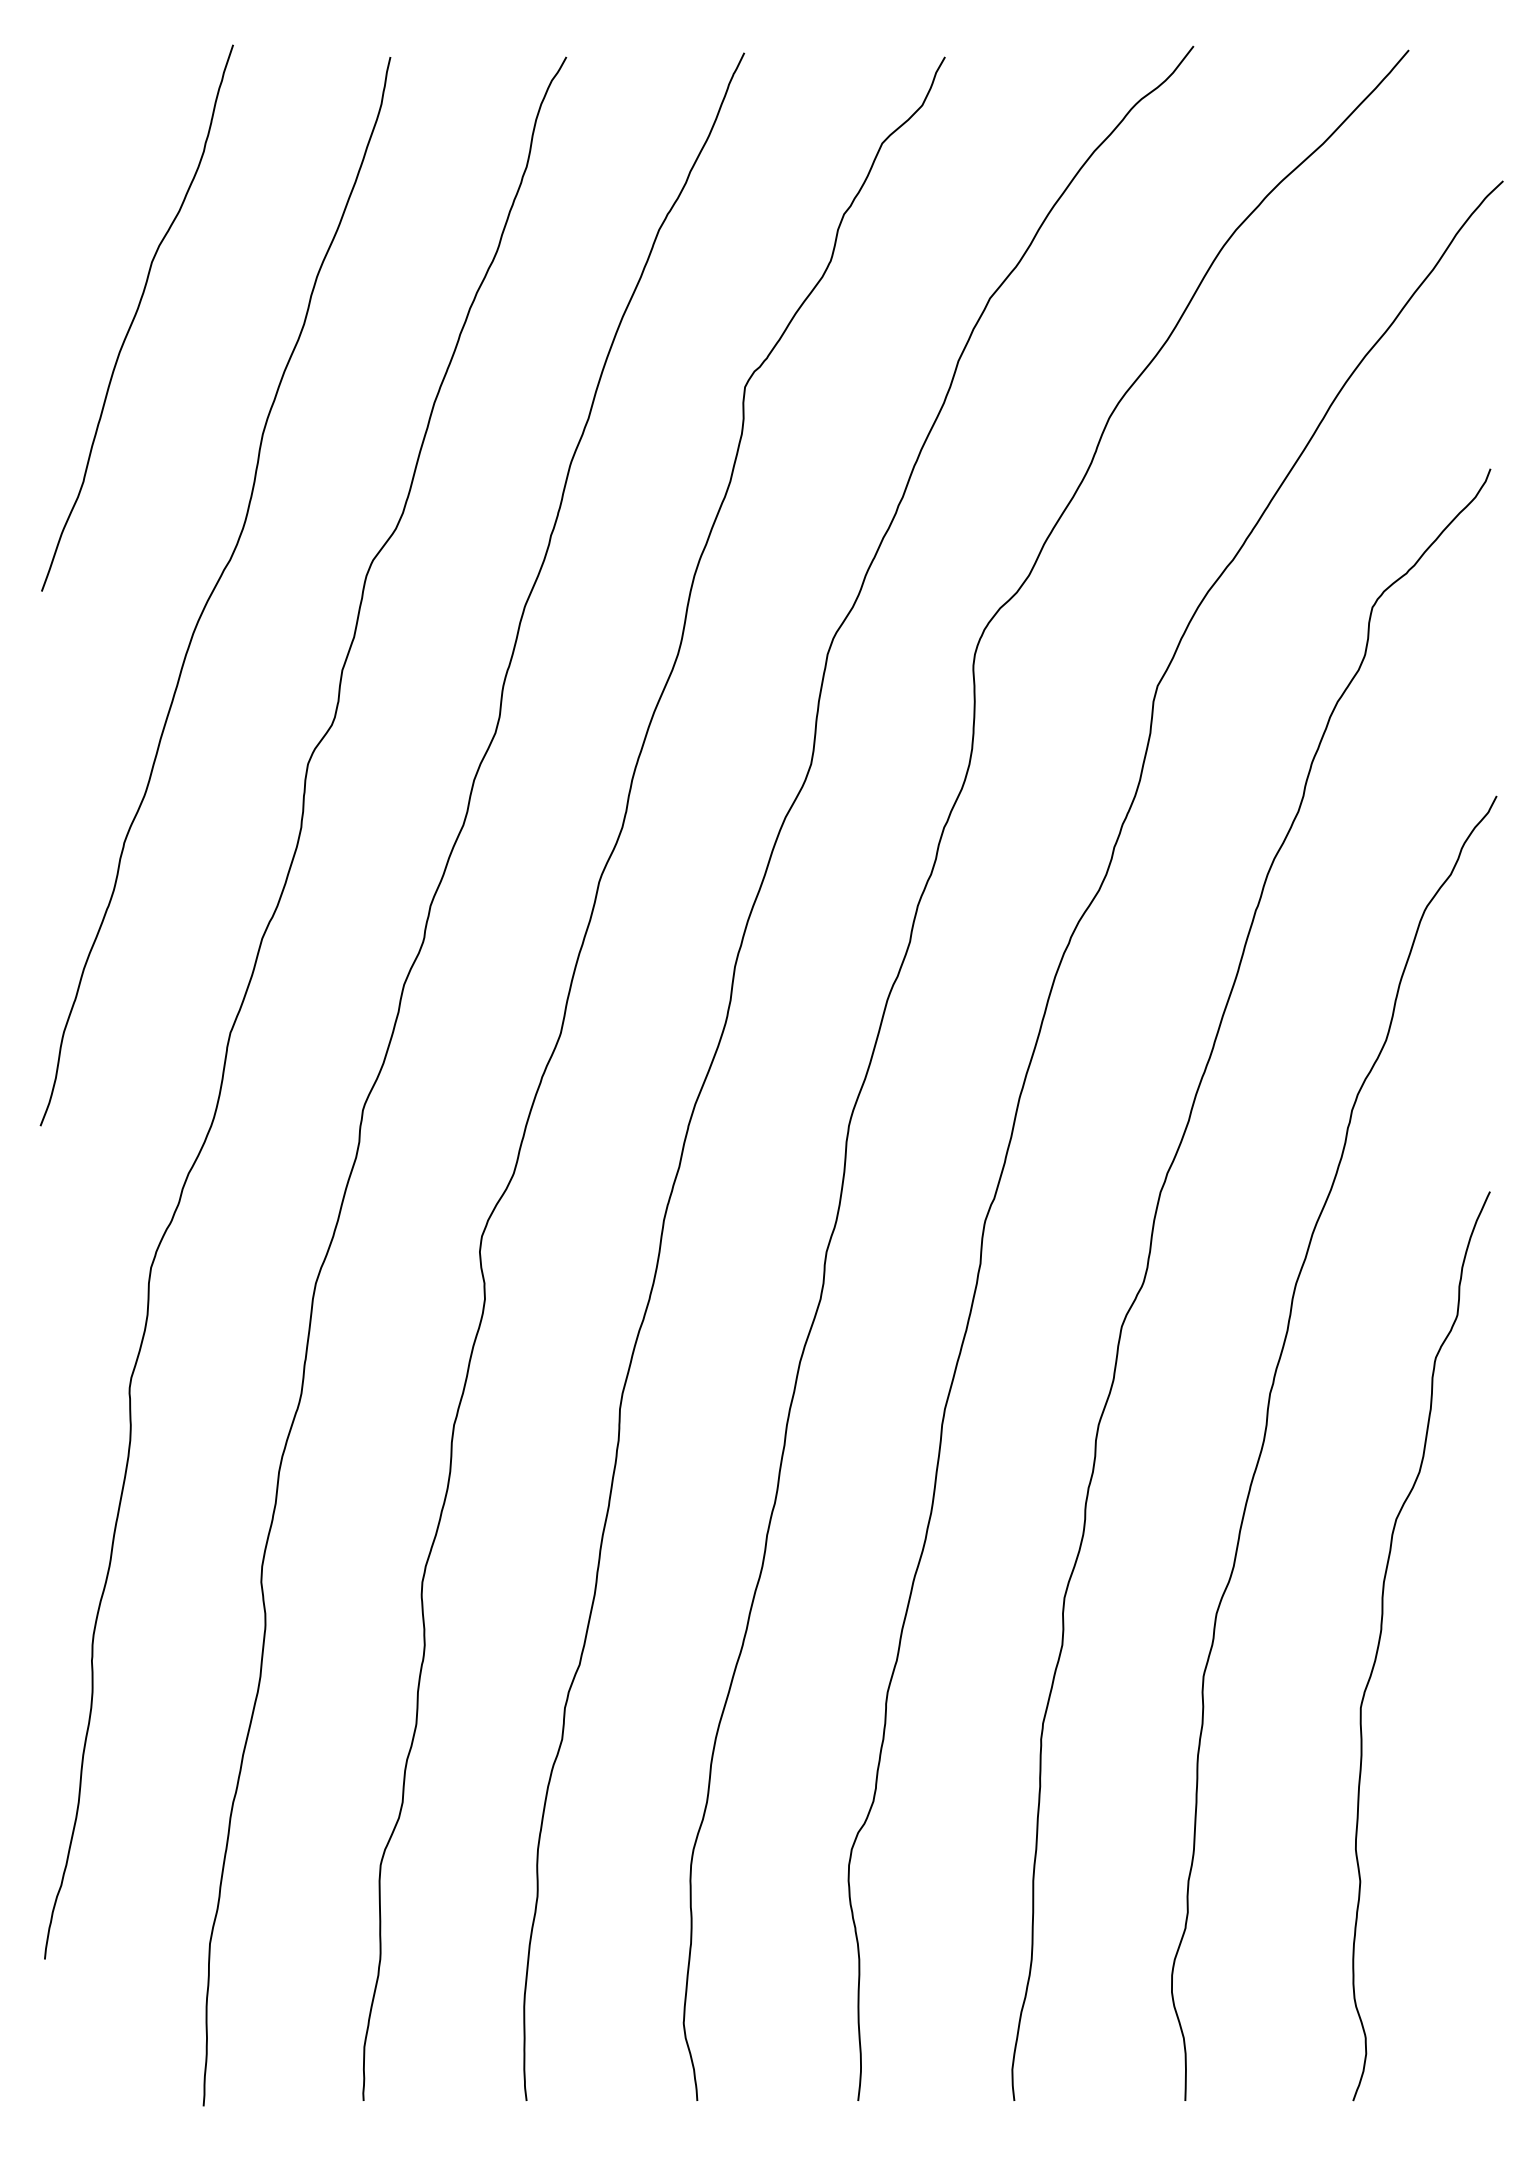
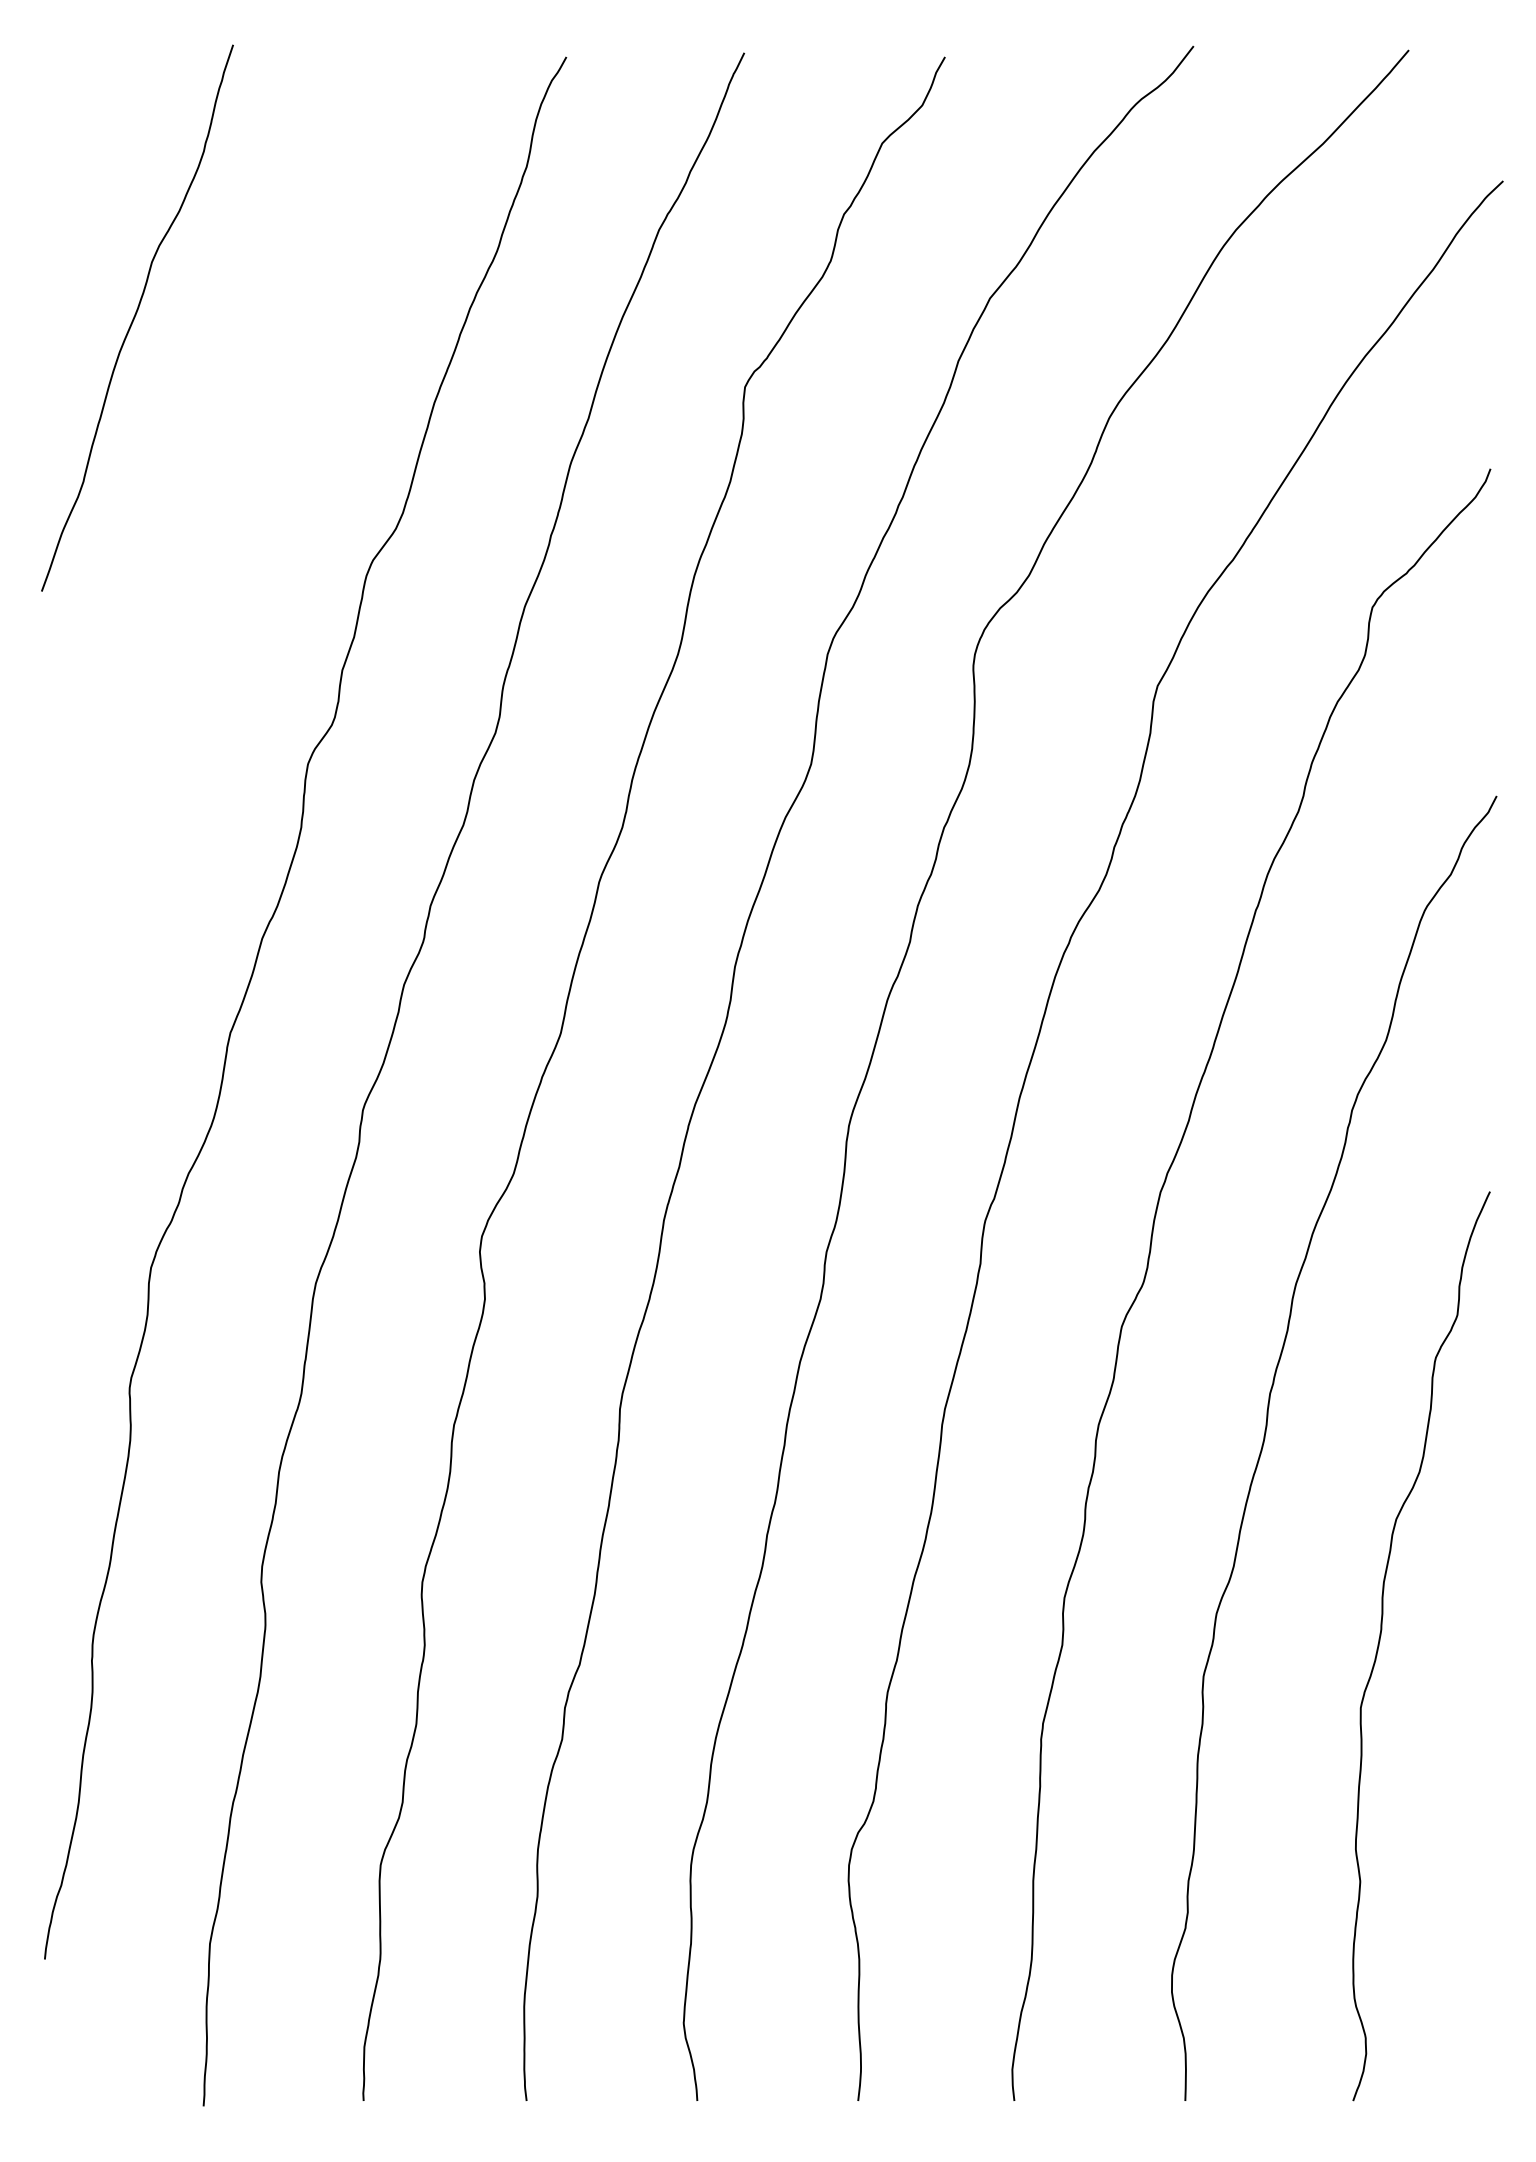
curve: present -> none (214, 590)
